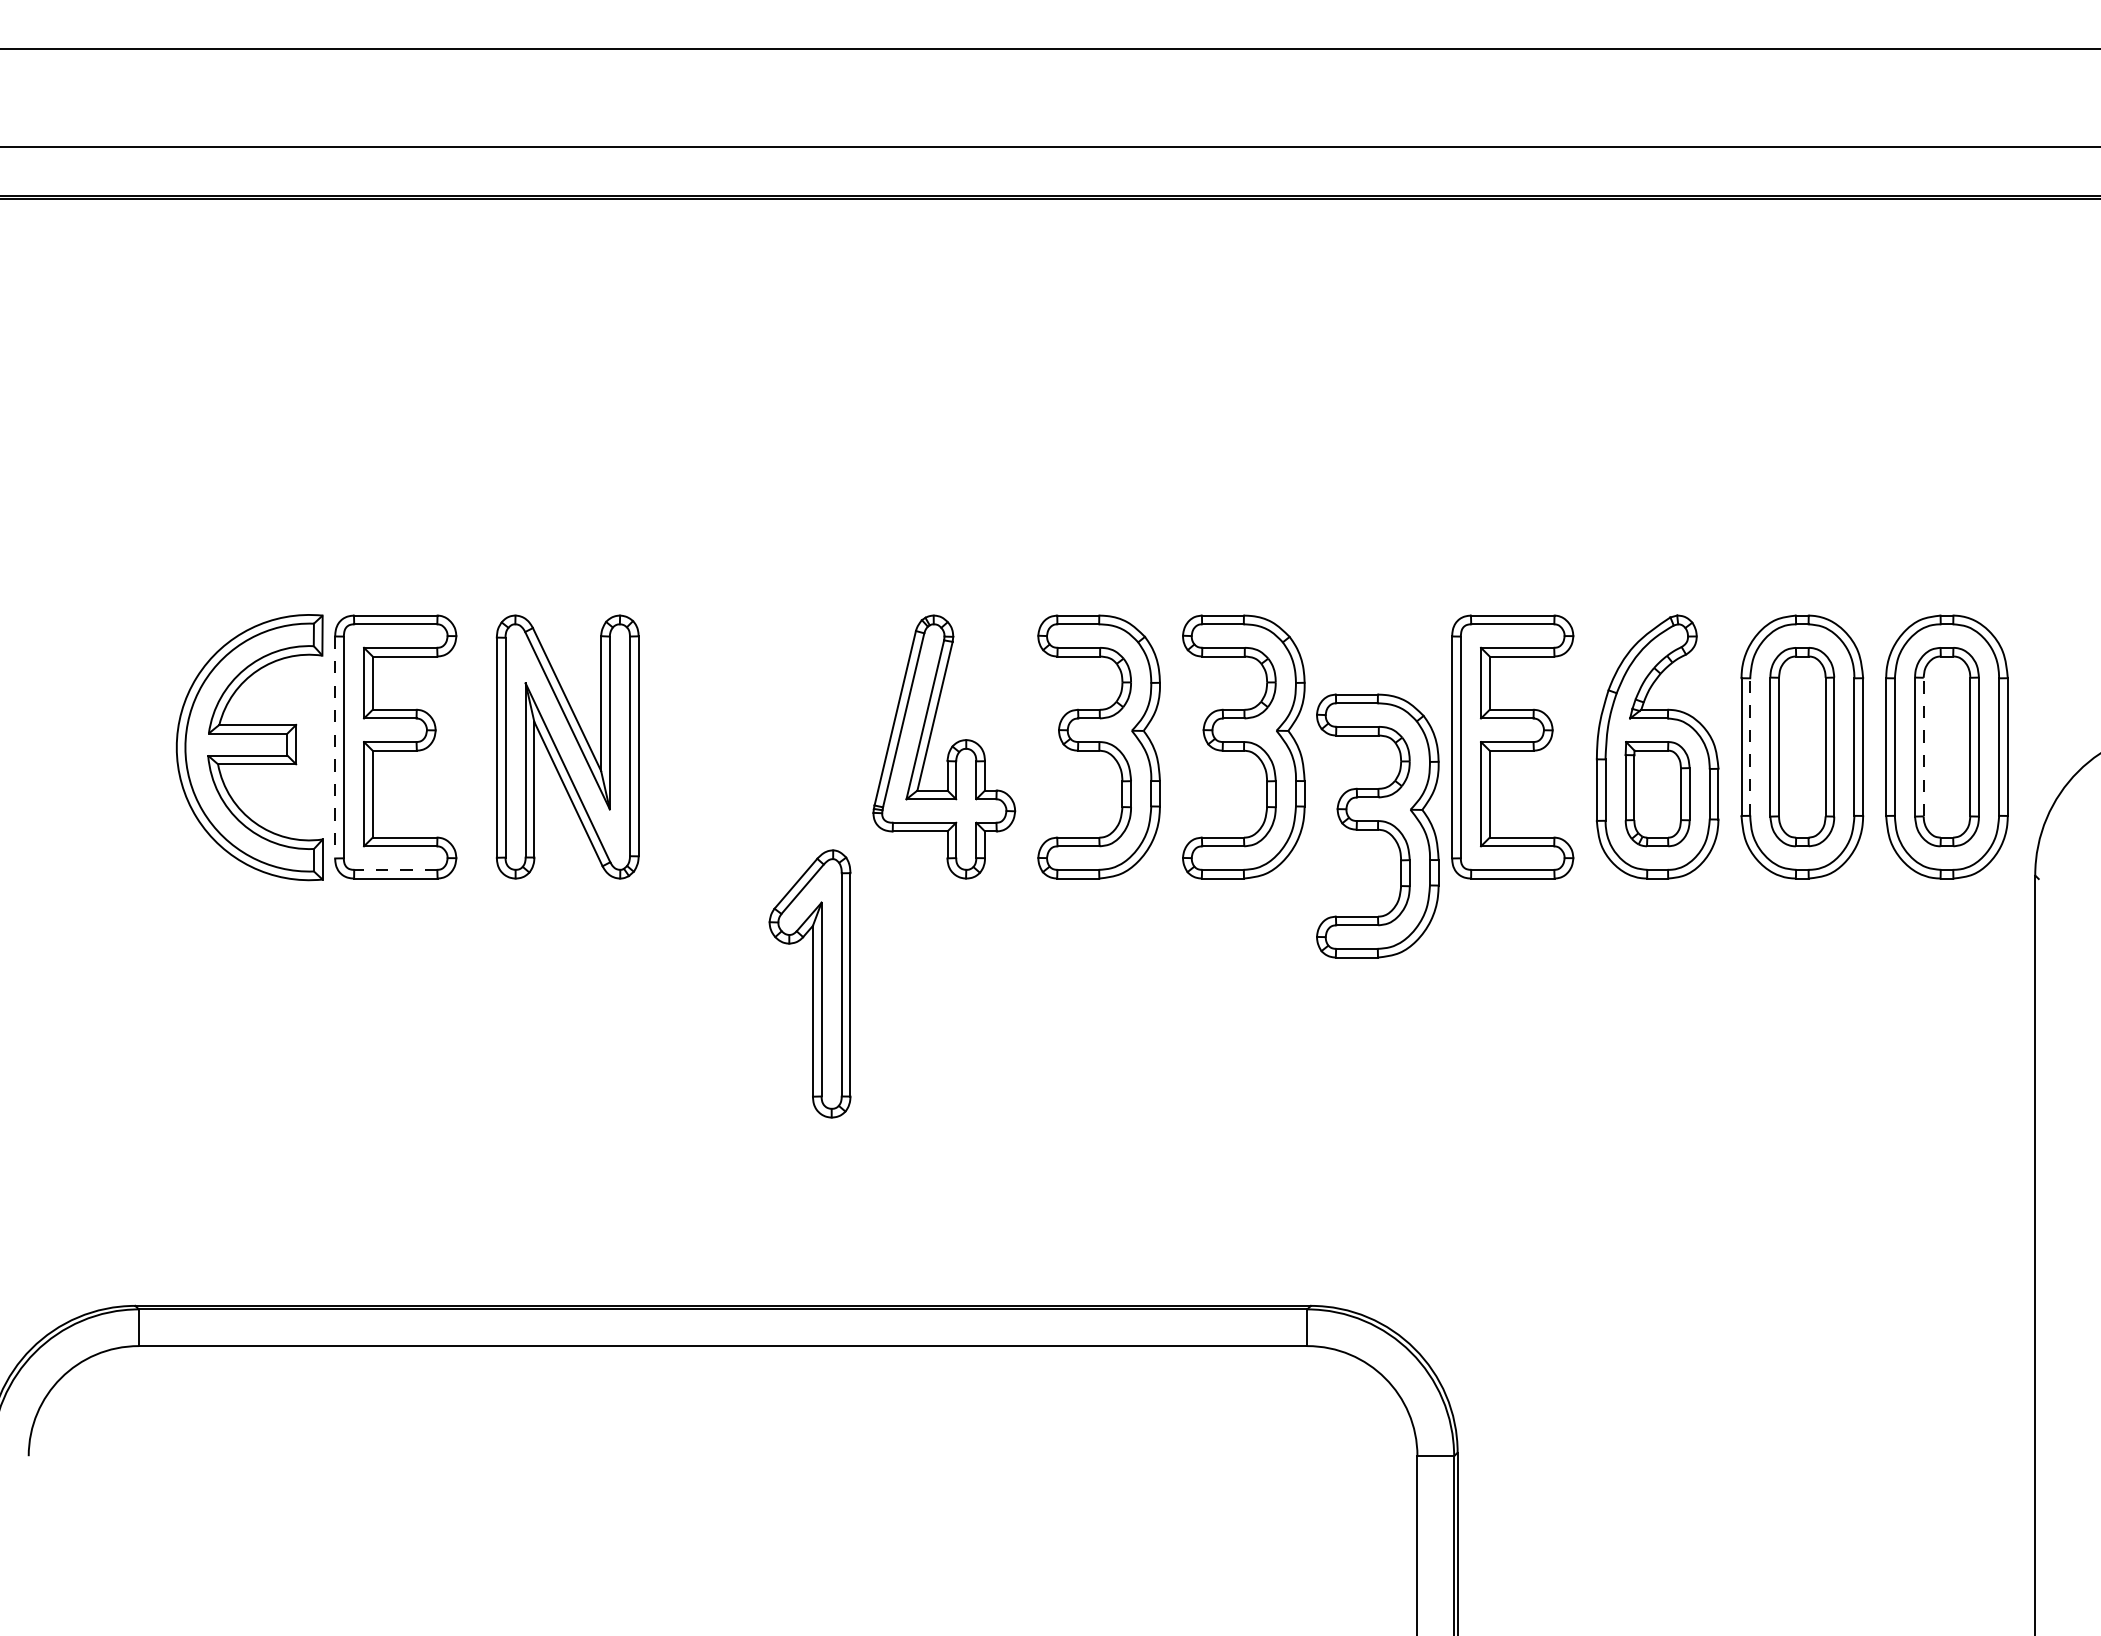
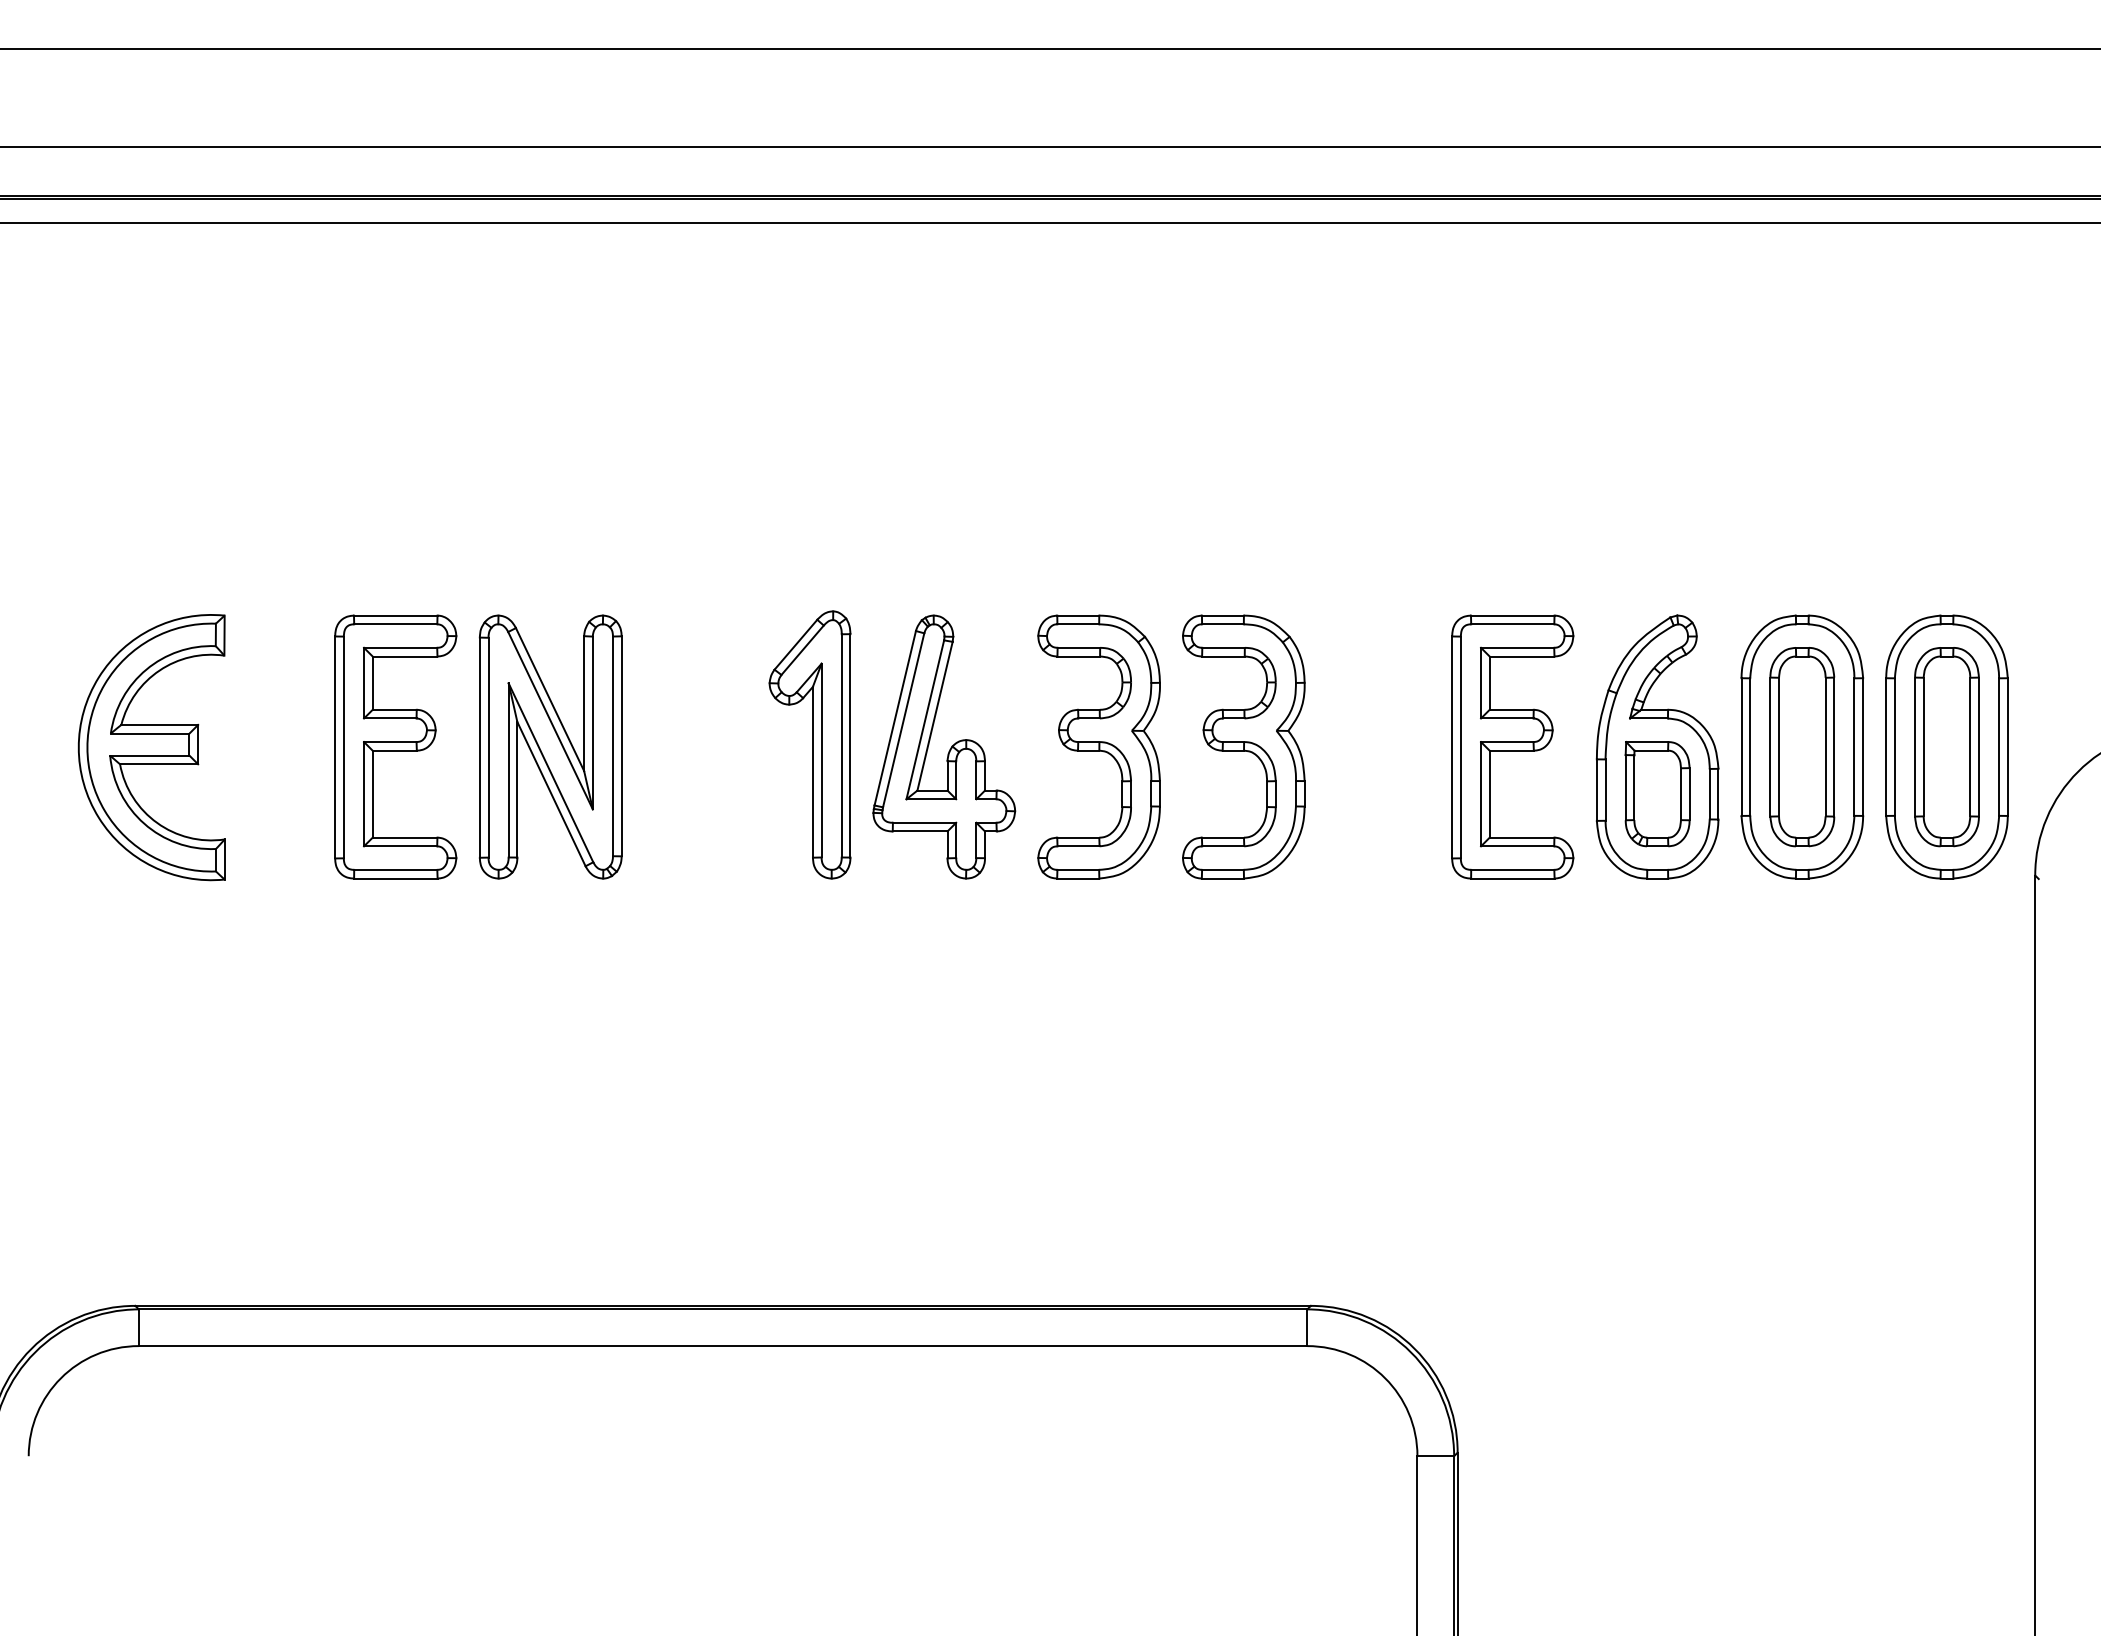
line: none -> present (1049, 223)
part position: (567, 746) -> (550, 746) (550, 746)
line: dashed -> solid (1923, 746)
part position: (249, 747) -> (151, 747) (151, 747)
line: dashed -> solid (335, 747)
line: dashed -> solid (1750, 747)
part: present -> none (1377, 825)
line: dashed -> solid (395, 869)
part position: (809, 983) -> (809, 744) (809, 744)
